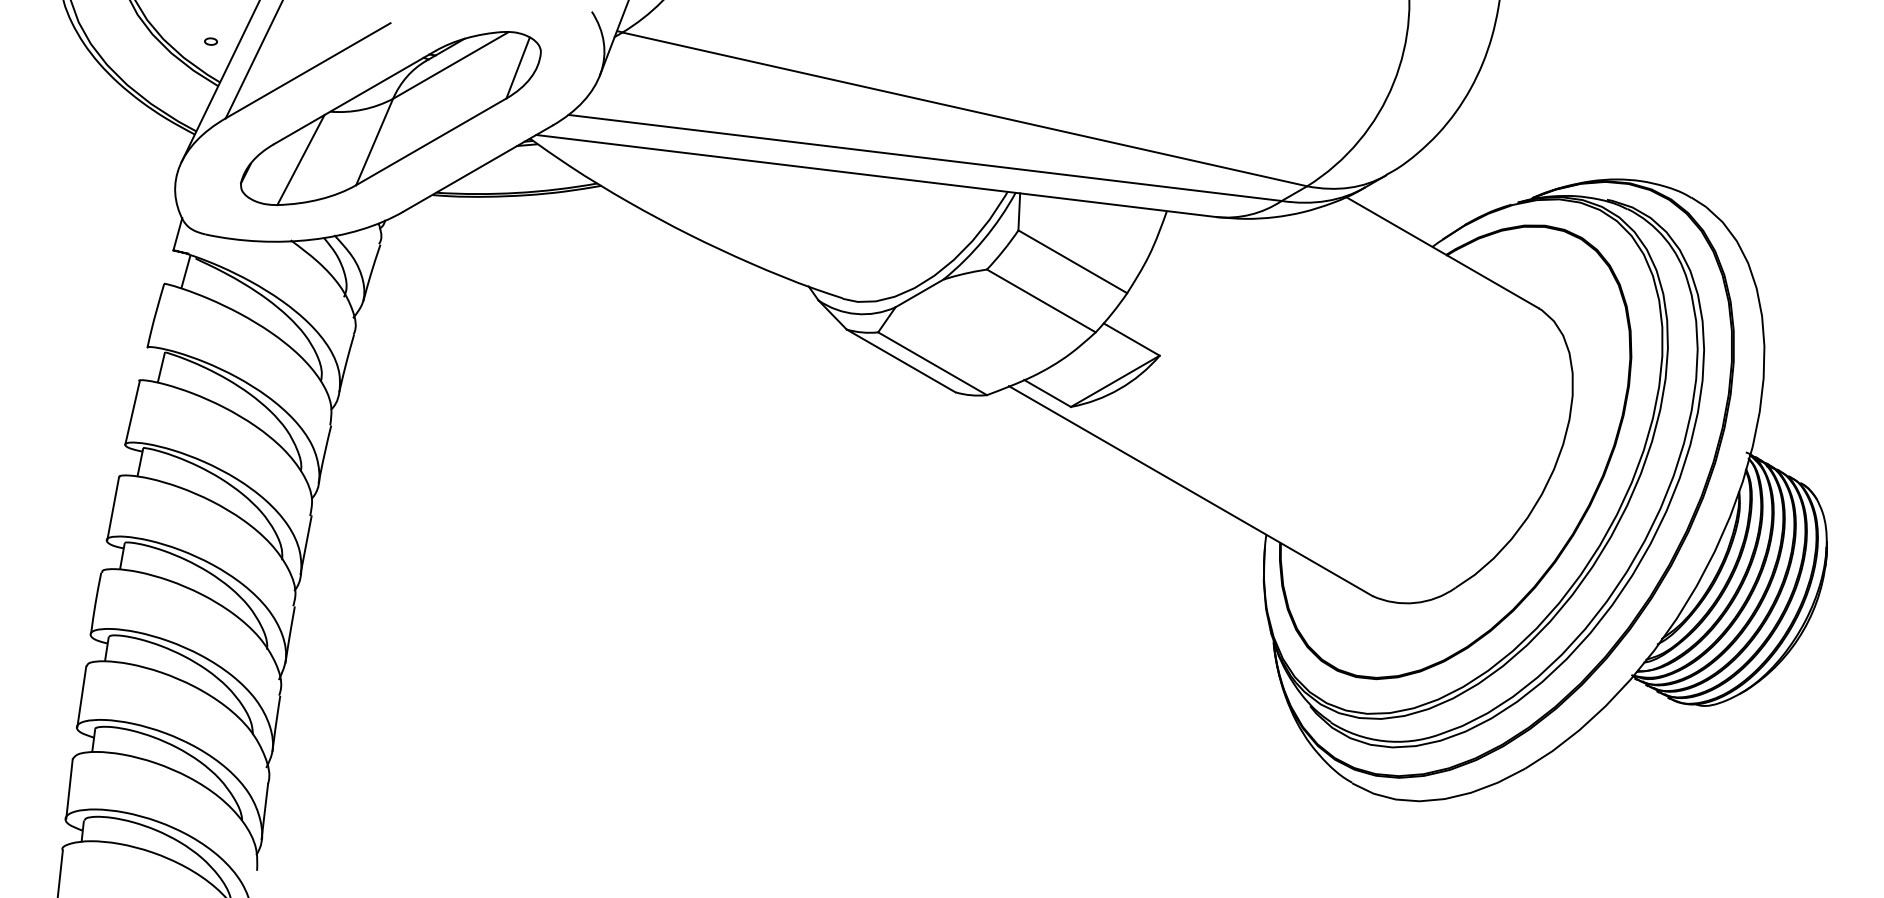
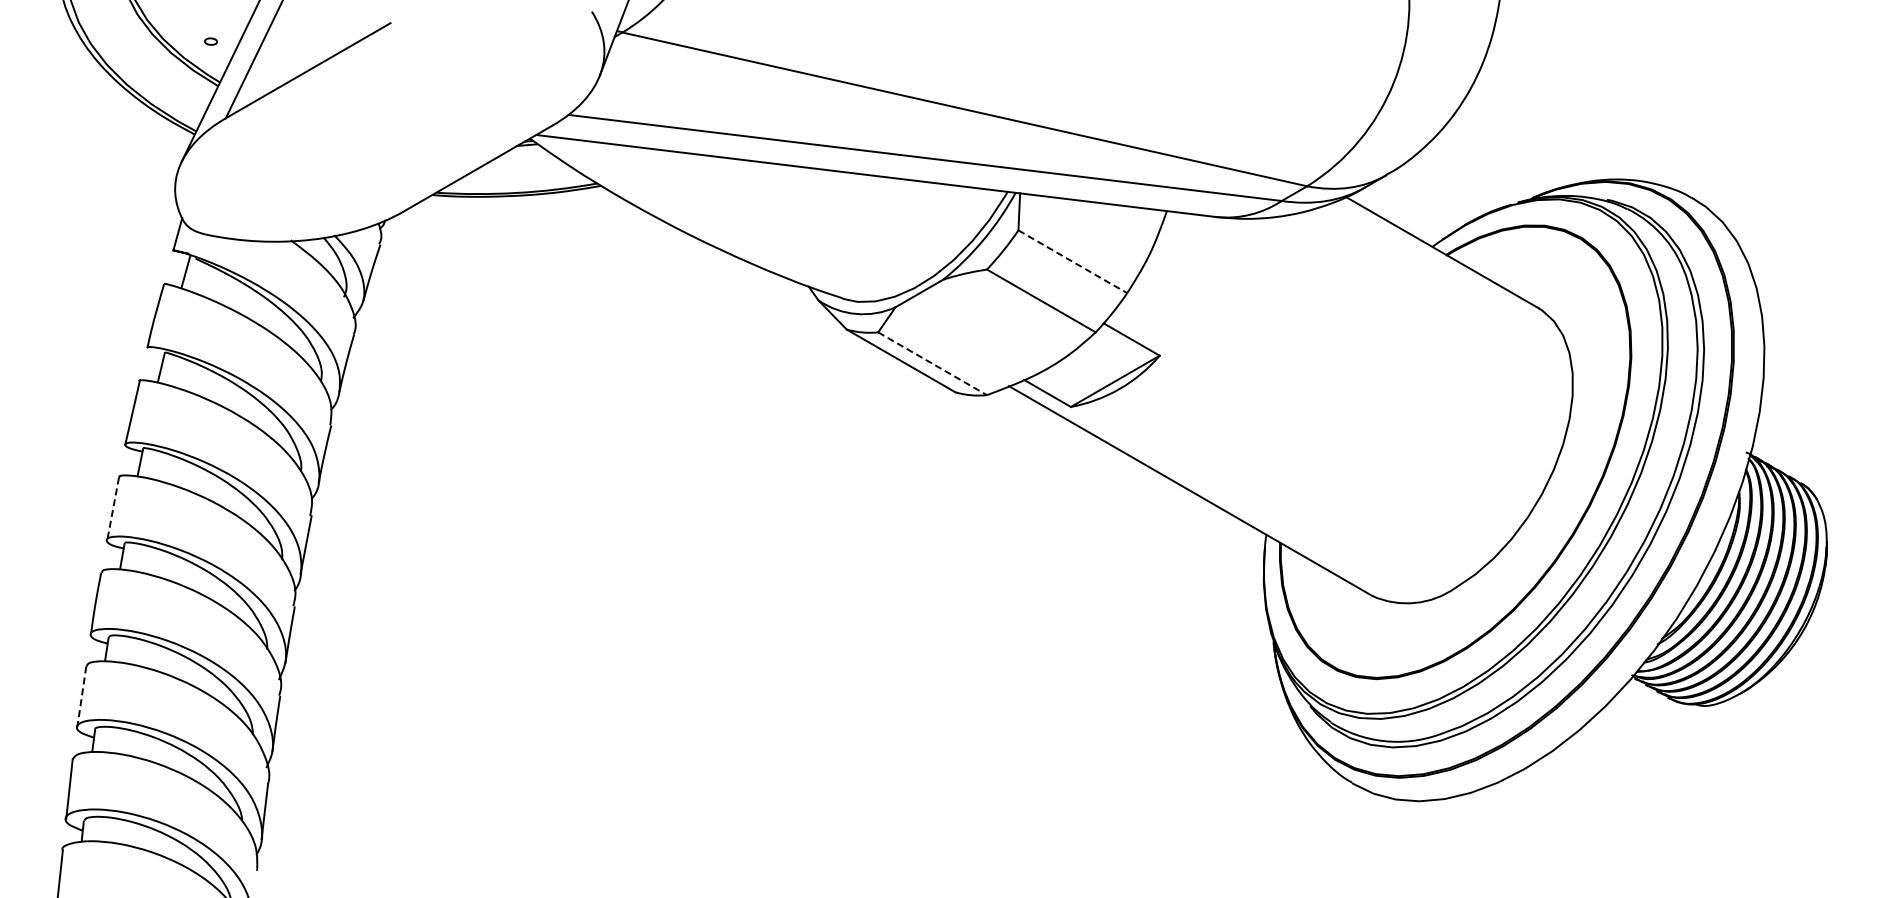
part: present -> none (390, 118)
line: solid -> dashed (1072, 261)
line: solid -> dashed (932, 363)
line: solid -> dashed (113, 508)
line: solid -> dashed (81, 696)
